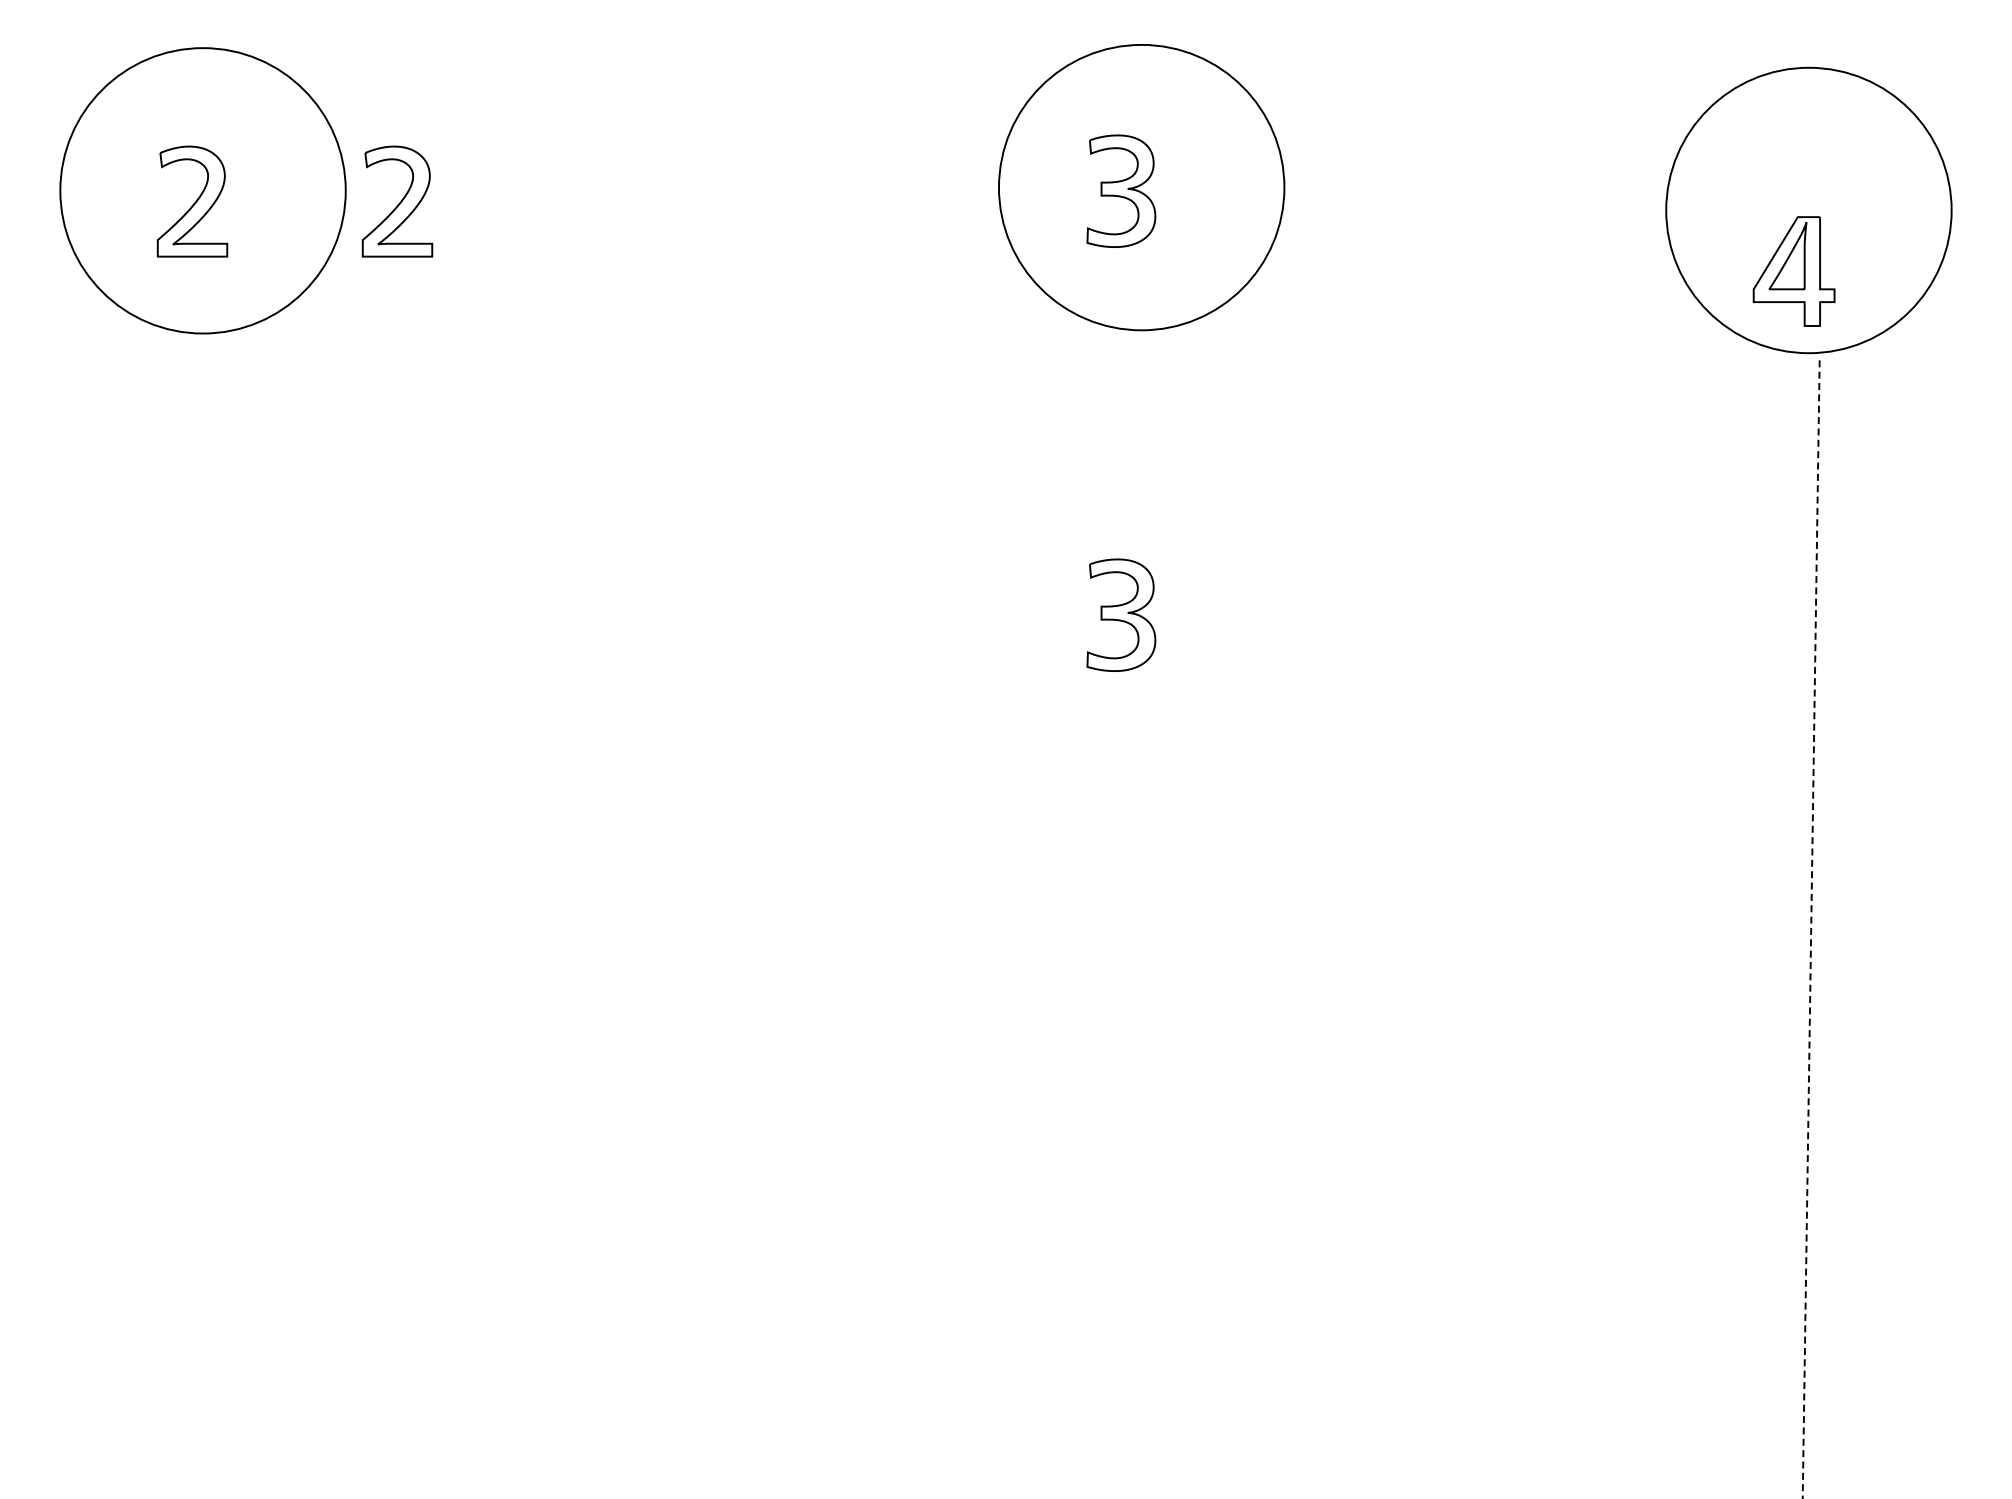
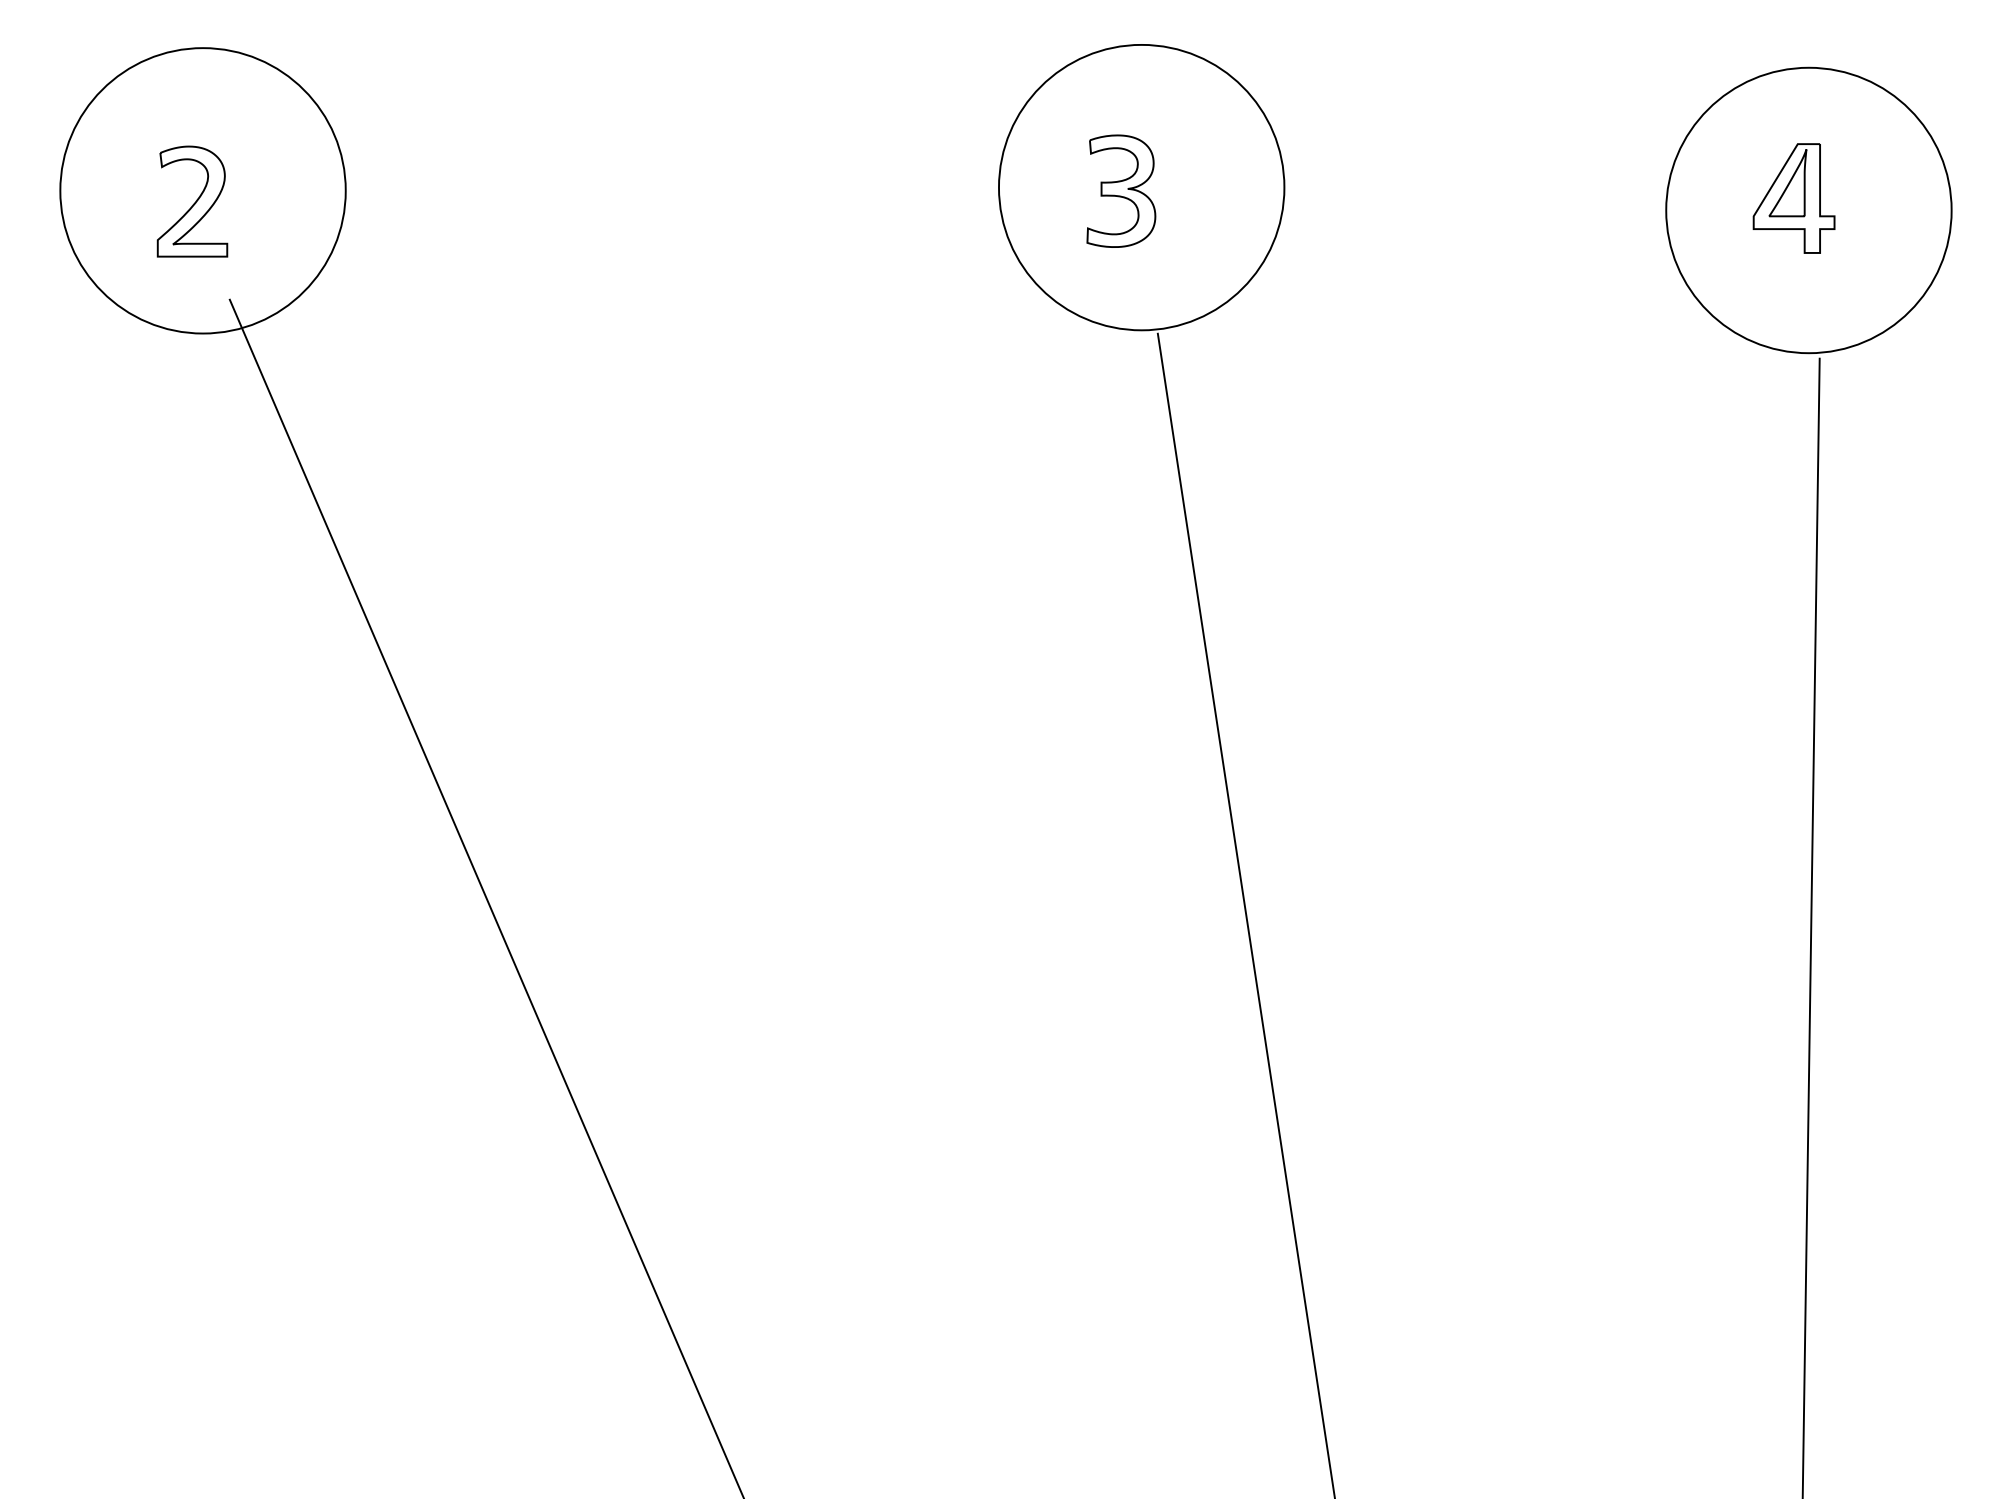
part: present -> none (397, 201)
part position: (1793, 271) -> (1793, 198) (1793, 198)
part: present -> none (1121, 614)
line: none -> present (485, 897)
line: none -> present (1245, 914)
line: dashed -> solid (1811, 928)
